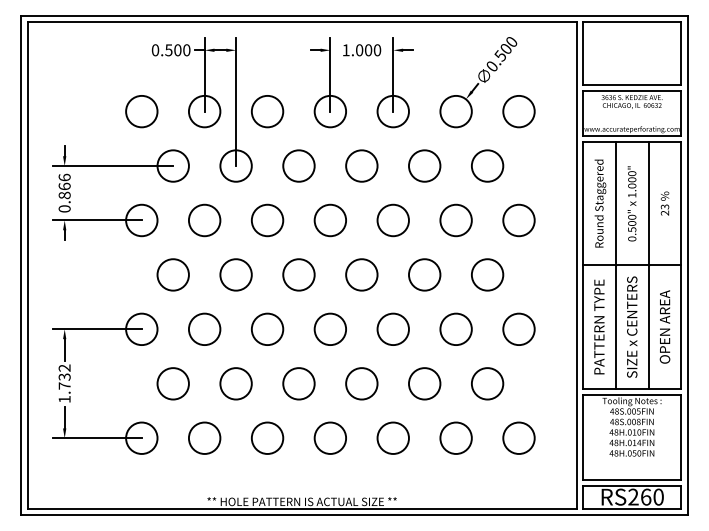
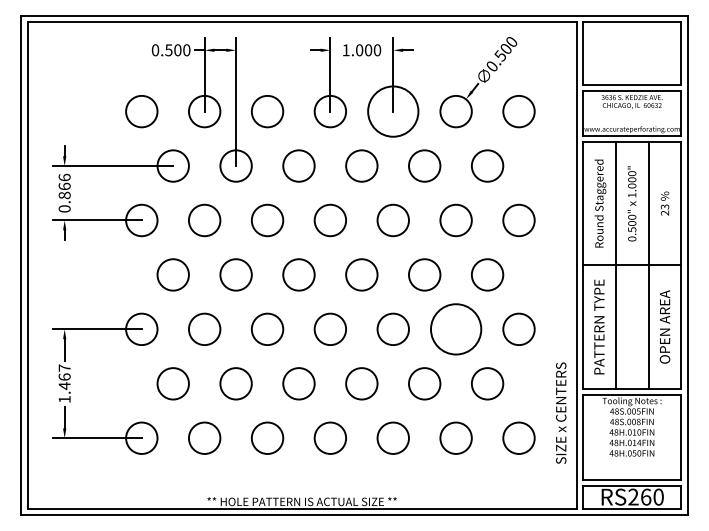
circle diameter: 31 px -> 50 px (393, 111)
text position: (632, 326) -> (561, 412) (561, 412)
circle diameter: 31 px -> 50 px (456, 329)
text: 1.732 -> 1.467 (64, 377)
